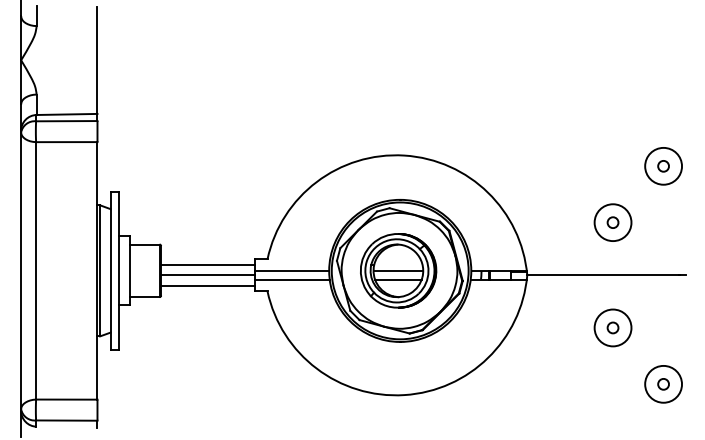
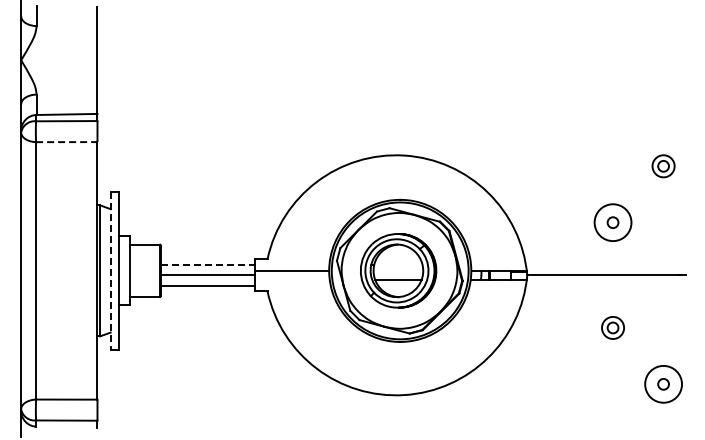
line: solid -> dashed (66, 142)
circle diameter: 37 px -> 22 px (663, 166)
line: solid -> dashed (207, 264)
line: solid -> dashed (110, 270)
line: present -> none (398, 271)
line: present -> none (291, 279)
circle diameter: 37 px -> 22 px (613, 327)
